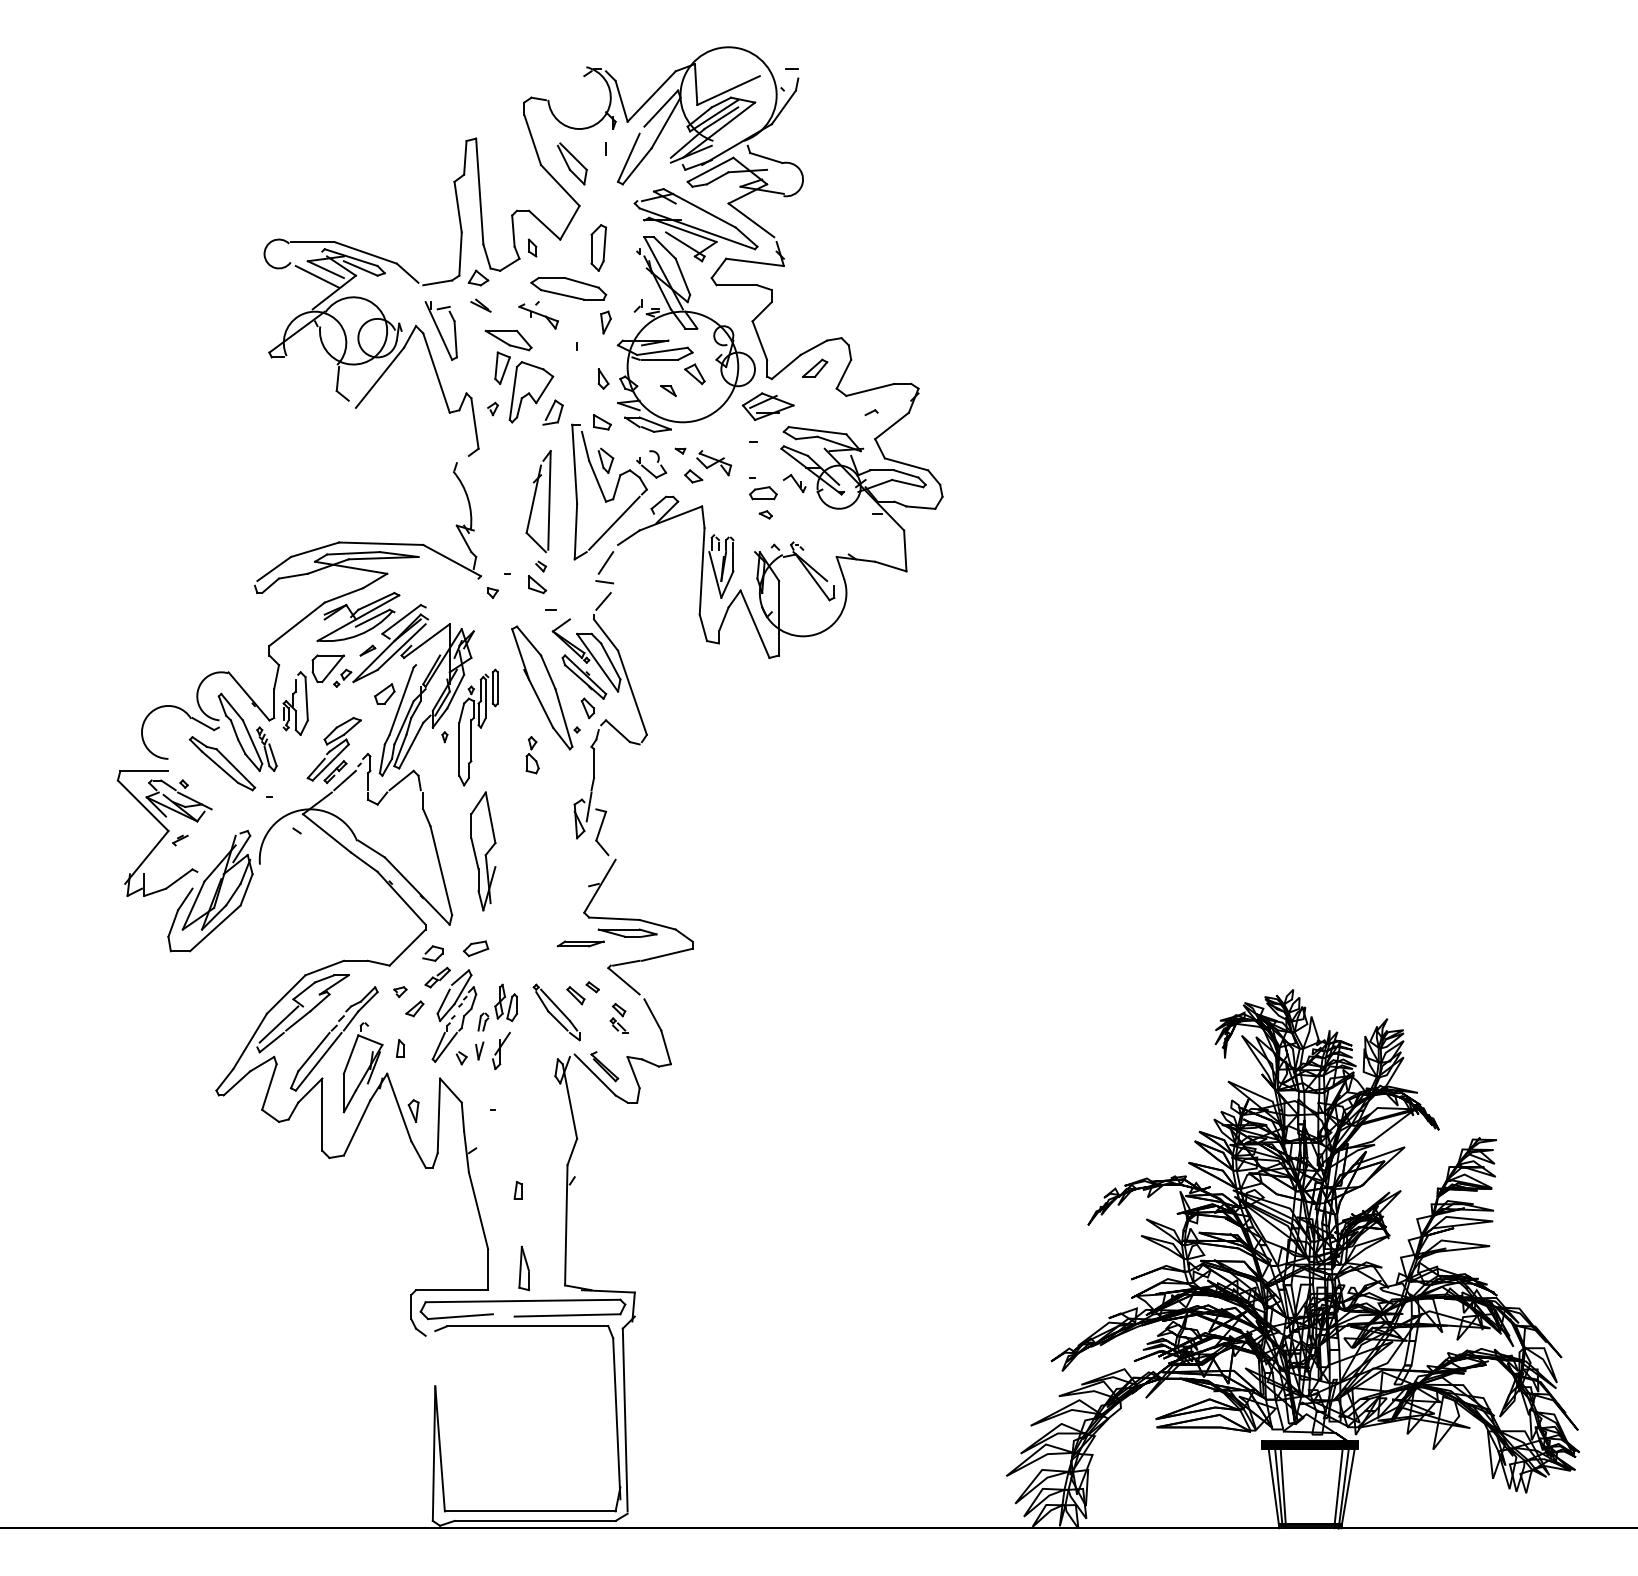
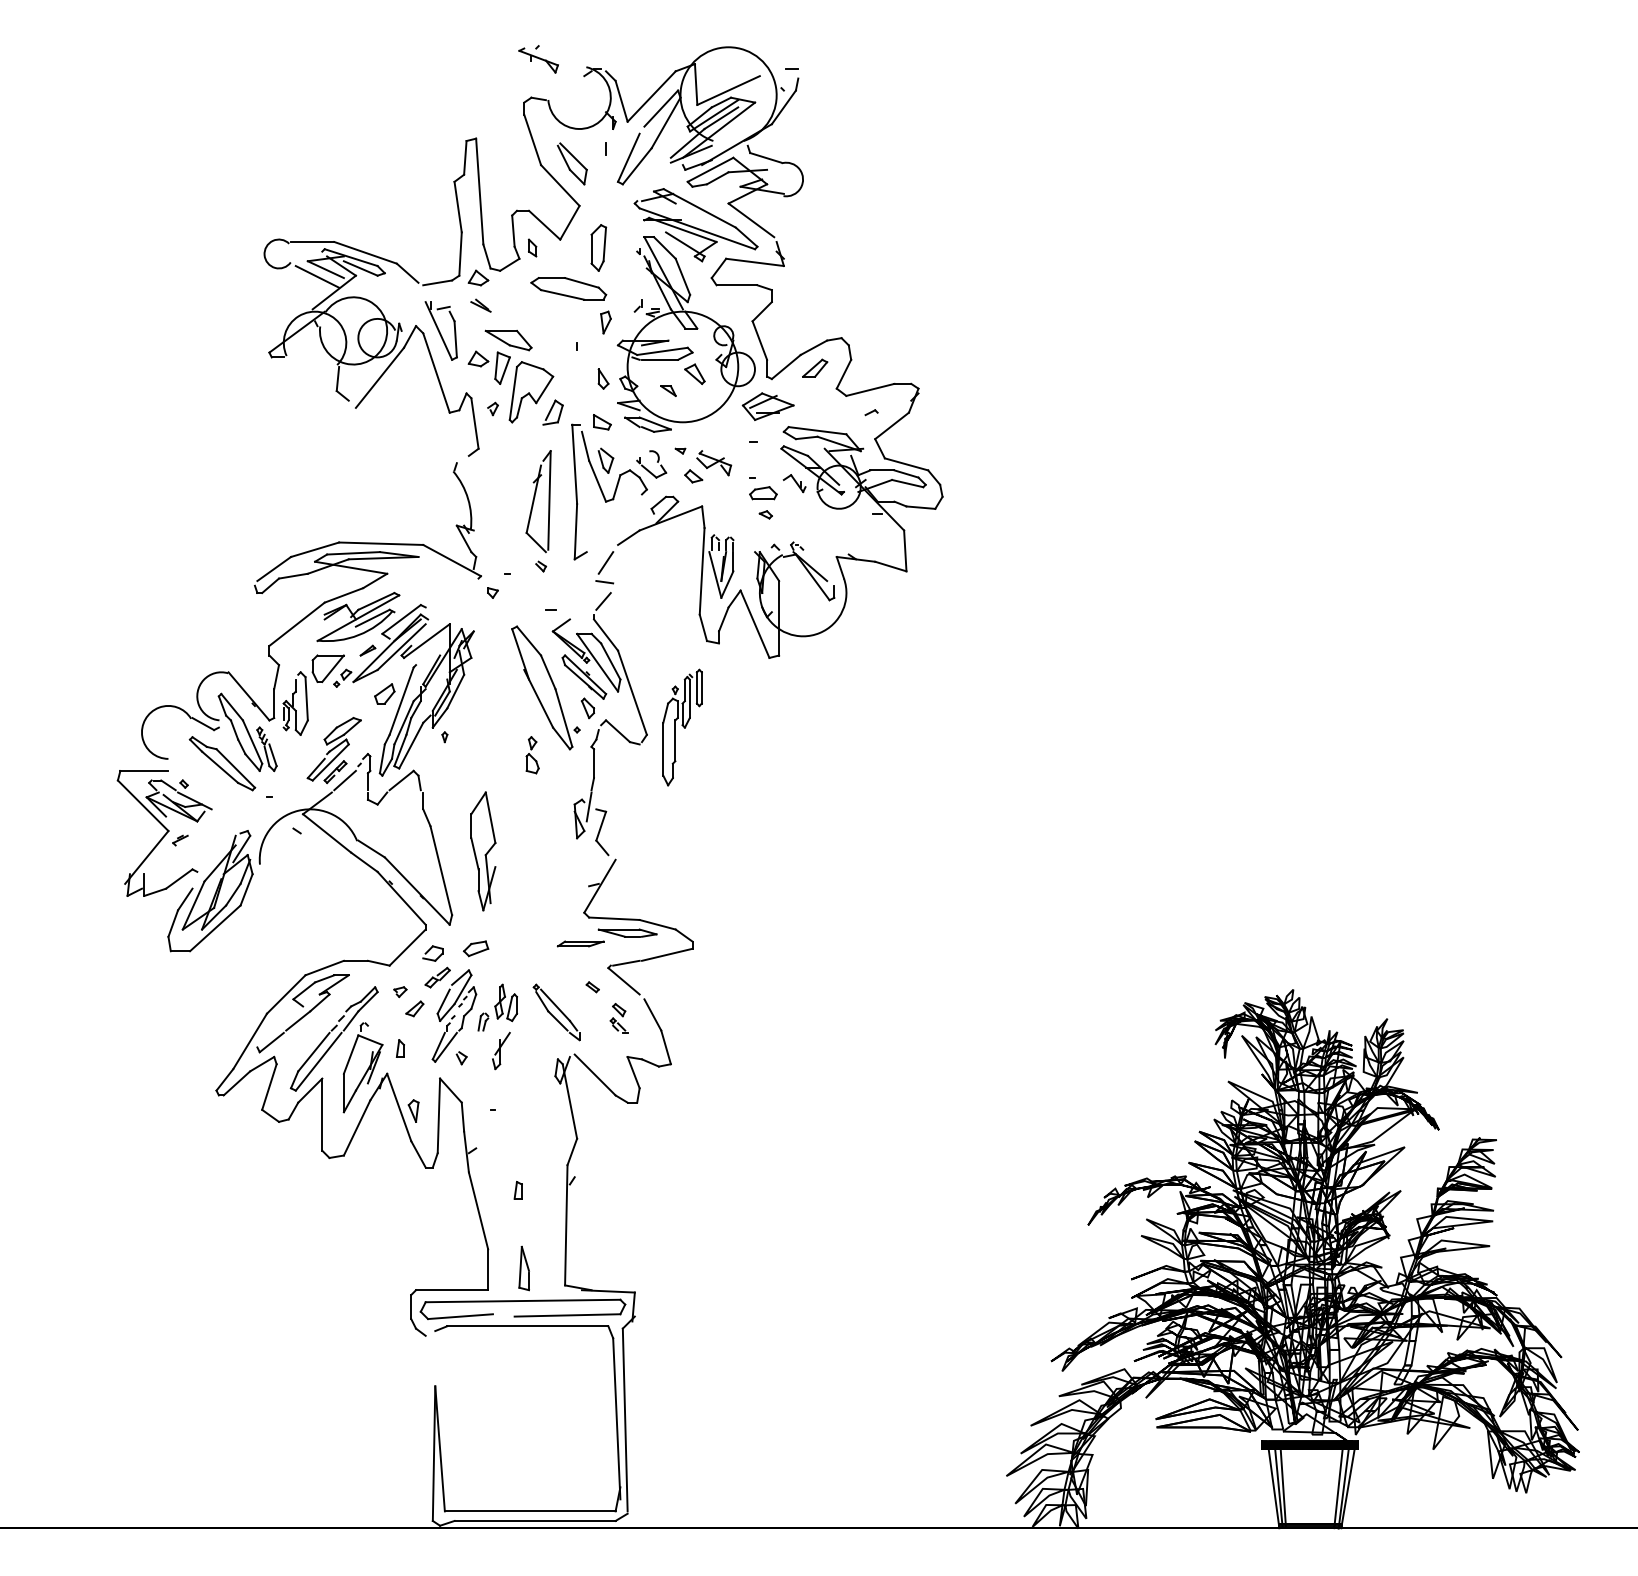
part position: (538, 315) -> (538, 59) (538, 59)
part: none -> present (478, 358)
line: present -> none (614, 522)
part: present -> none (537, 584)
part position: (478, 727) -> (682, 727) (682, 727)
part: present -> none (575, 995)
line: present -> none (278, 1024)
part: present -> none (479, 1050)
part: present -> none (604, 1066)
